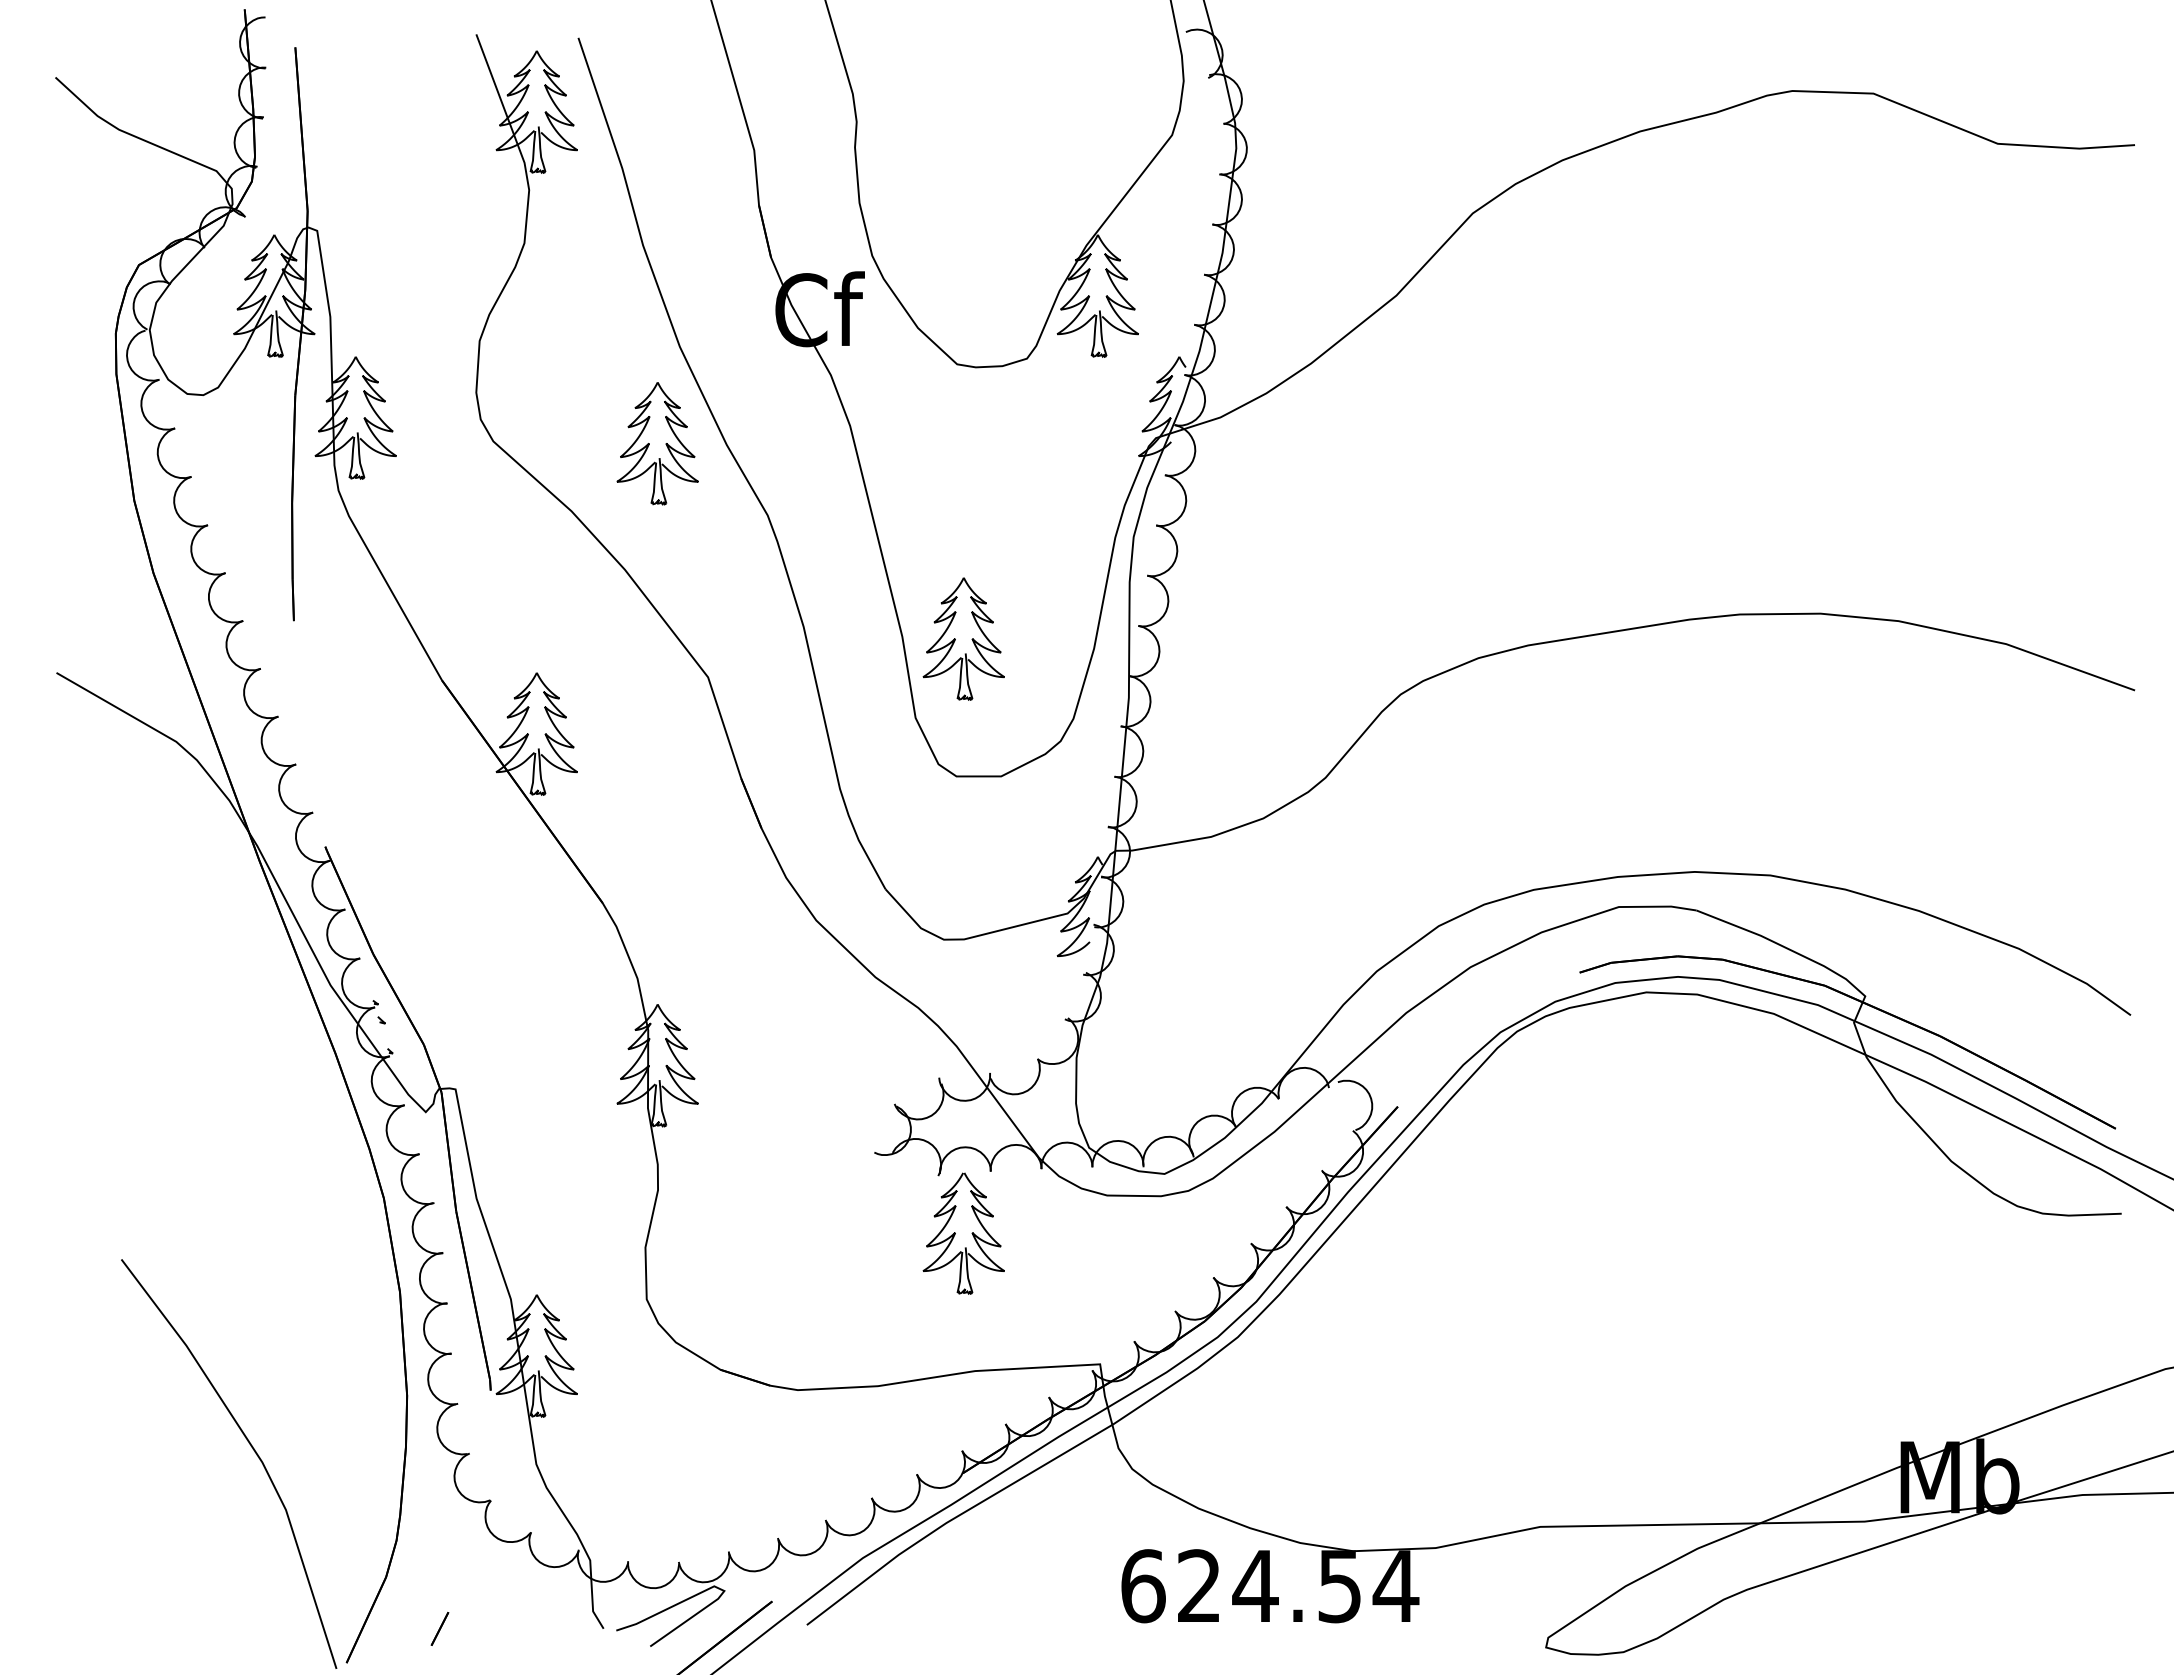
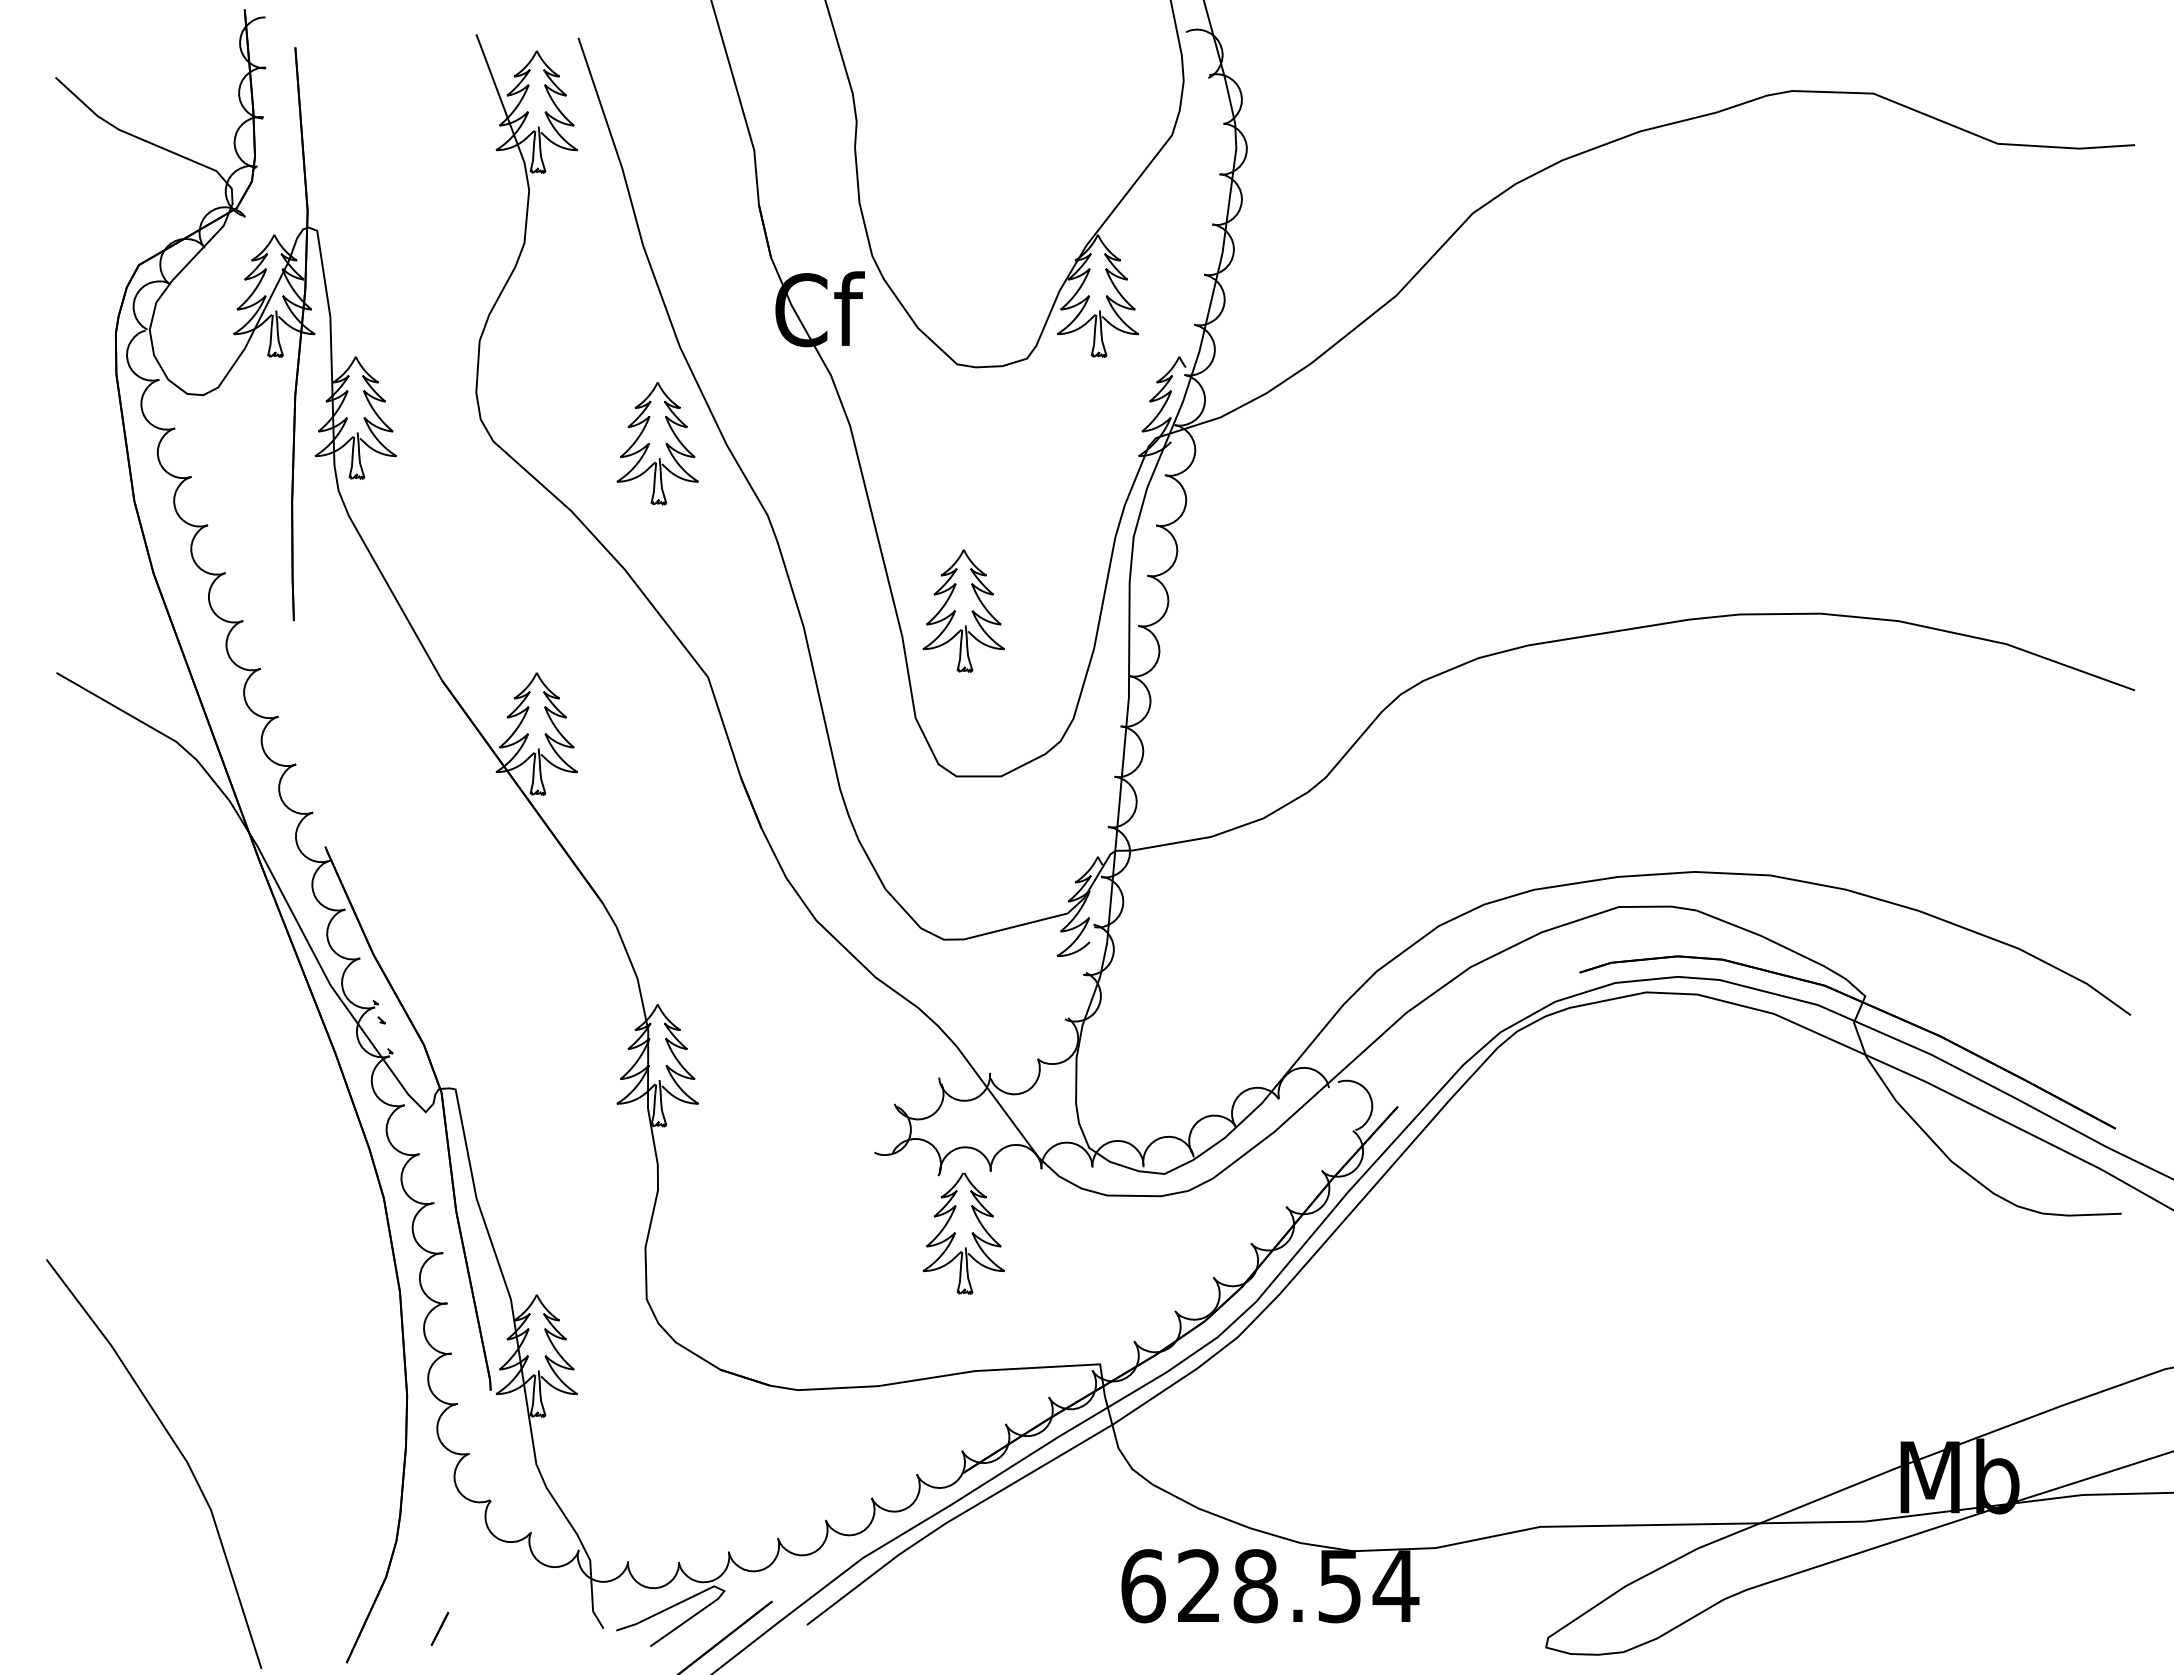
part position: (963, 638) -> (963, 610) (963, 610)
line position: (252, 1449) -> (177, 1449) (177, 1449)
text: 624.54 -> 628.54 (1255, 1586)
